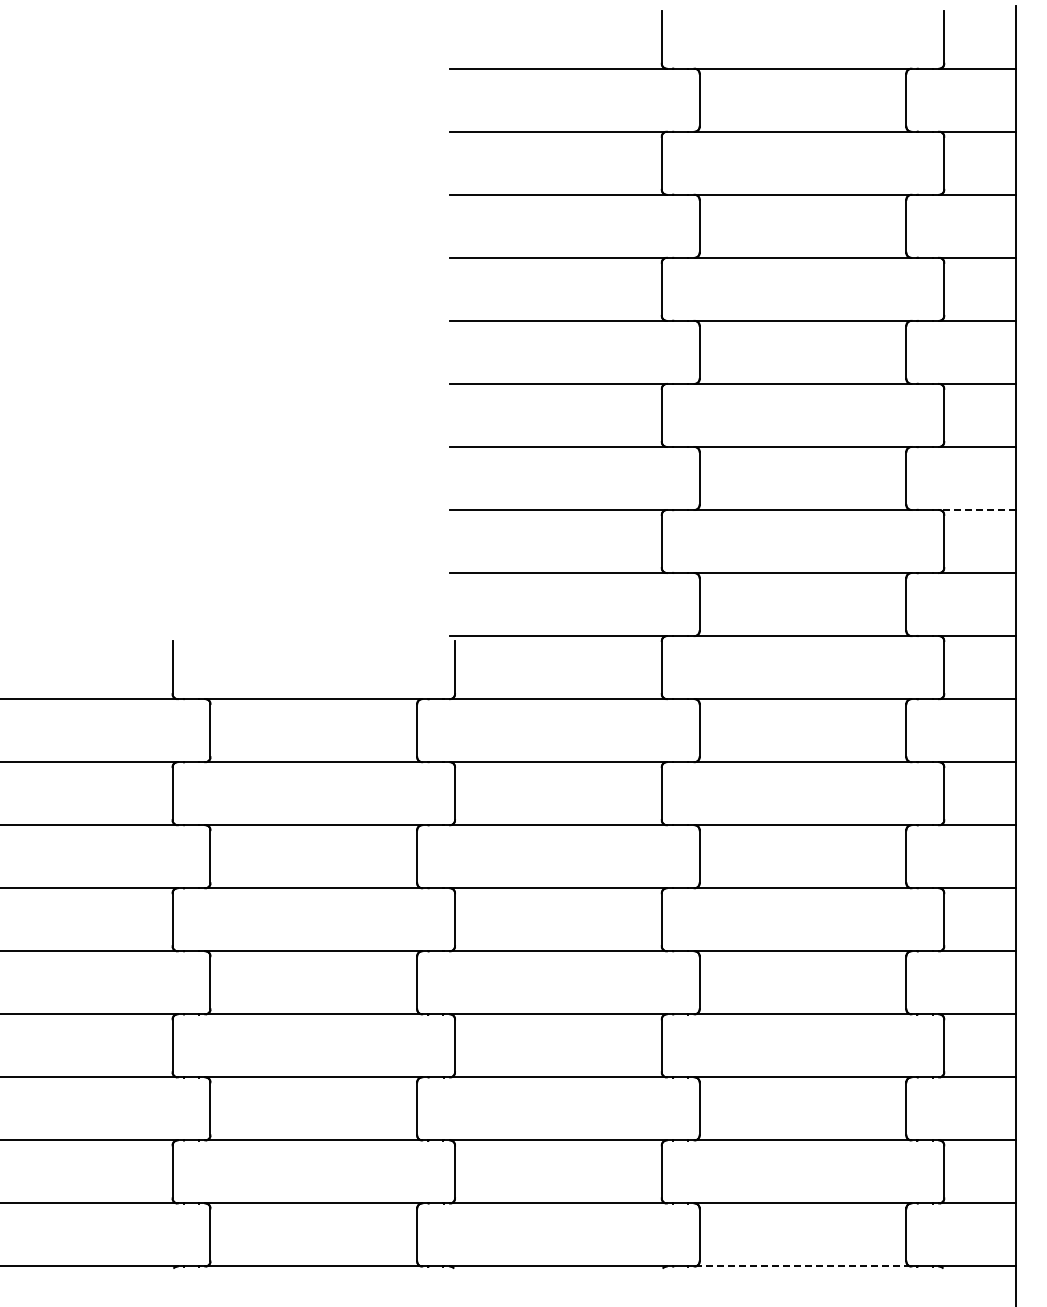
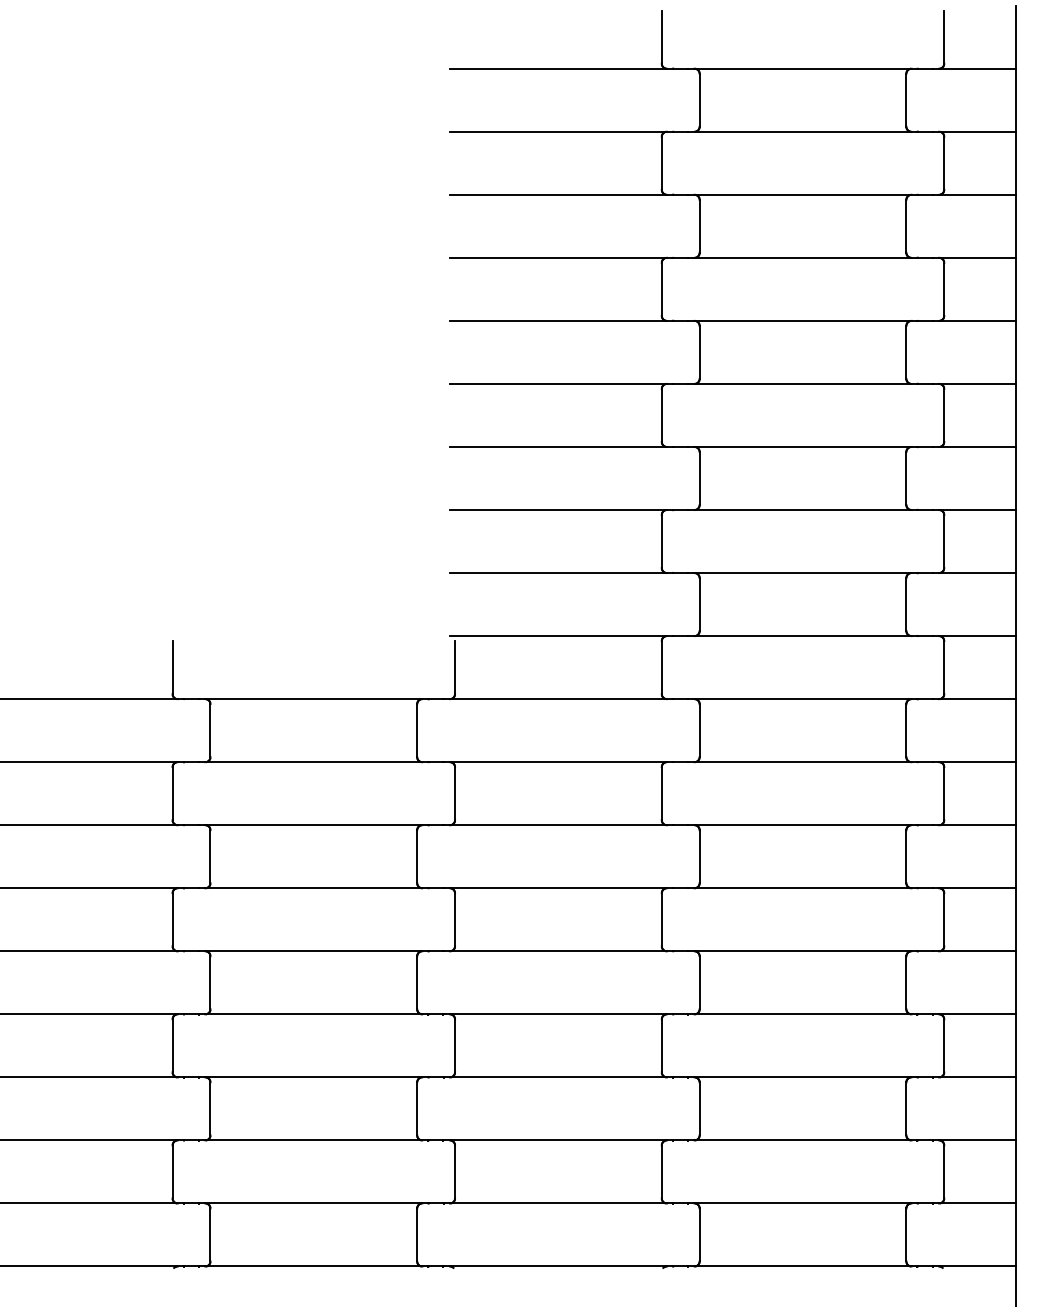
line: dashed -> solid (976, 510)
line: dashed -> solid (802, 1266)
